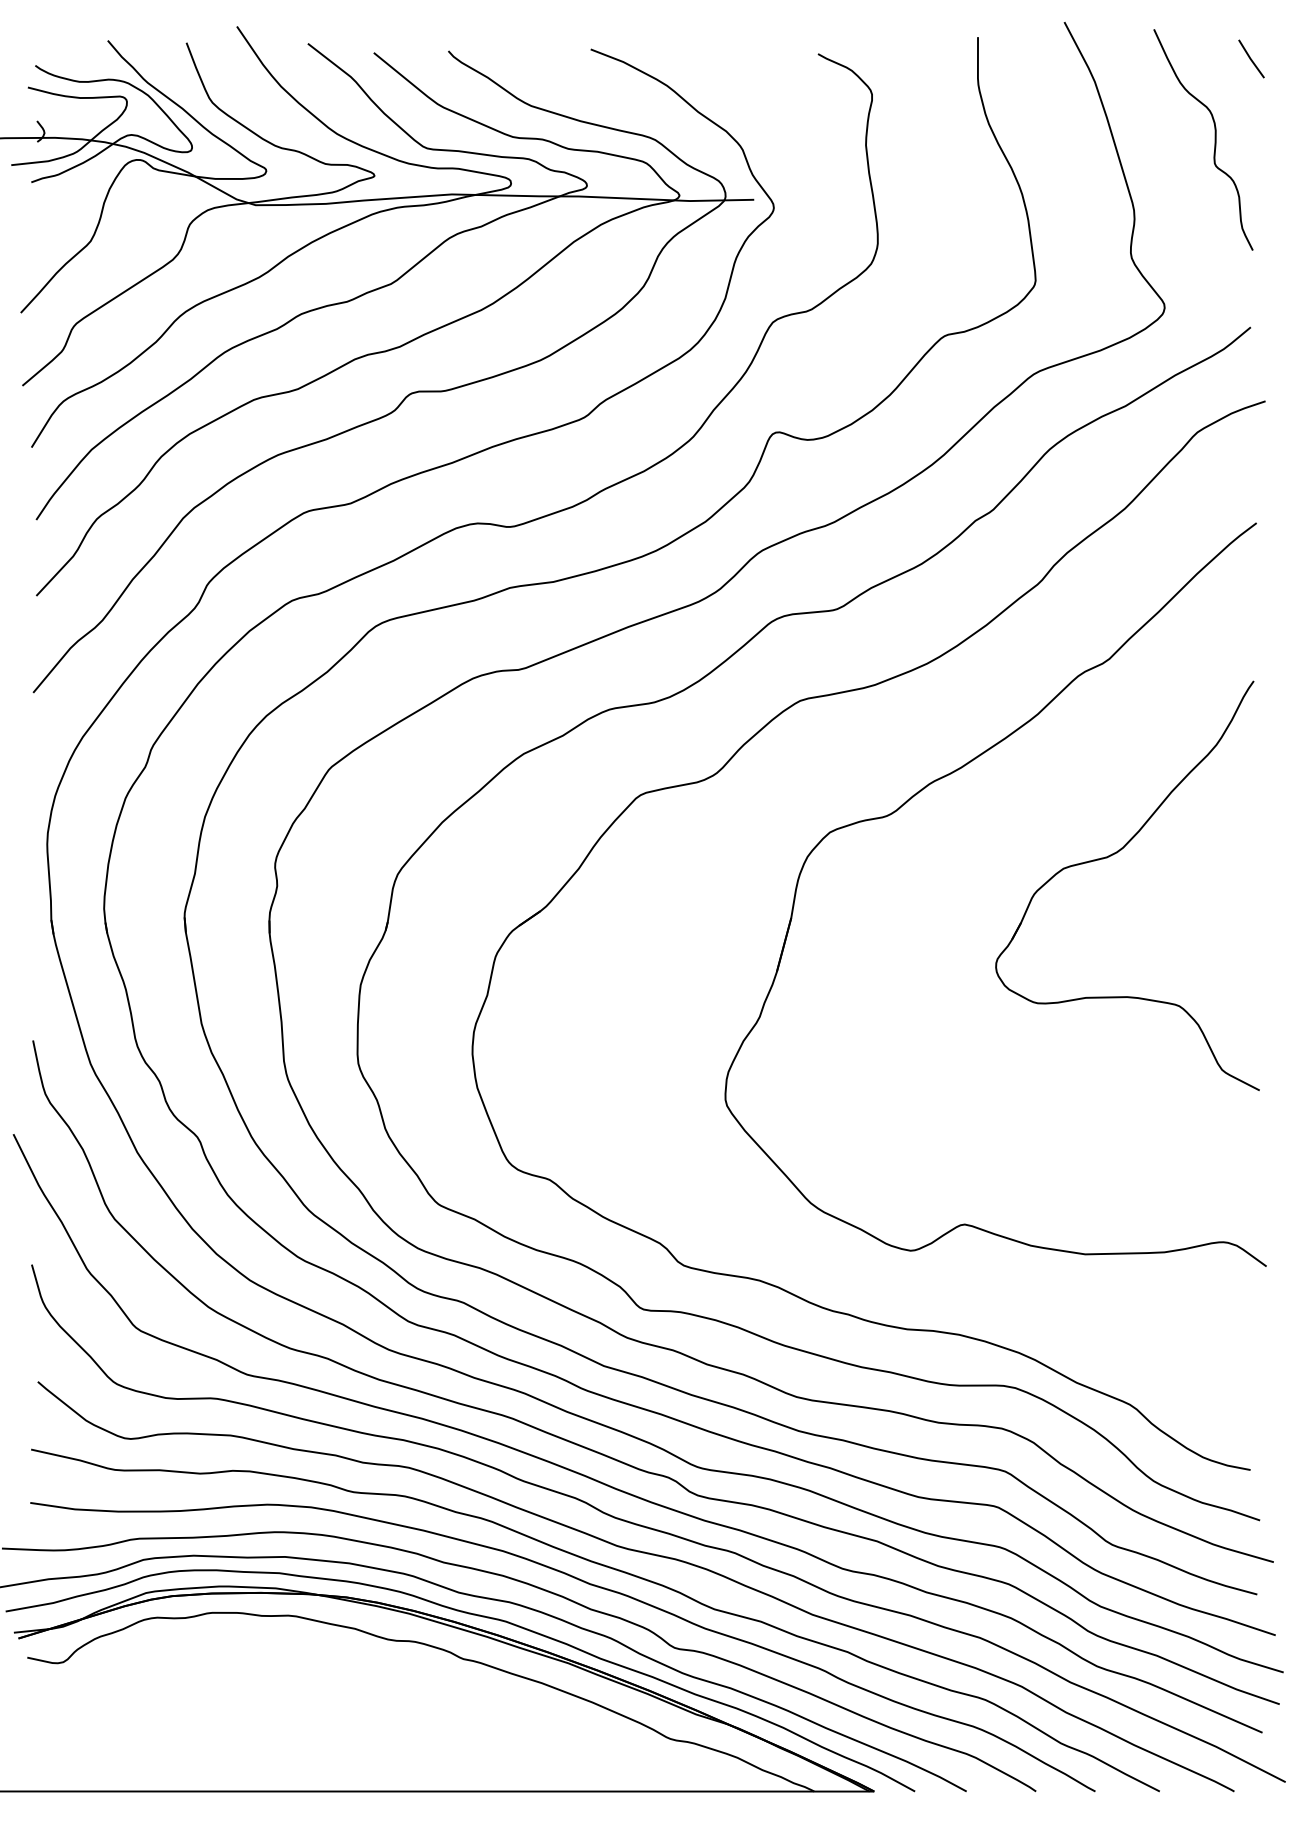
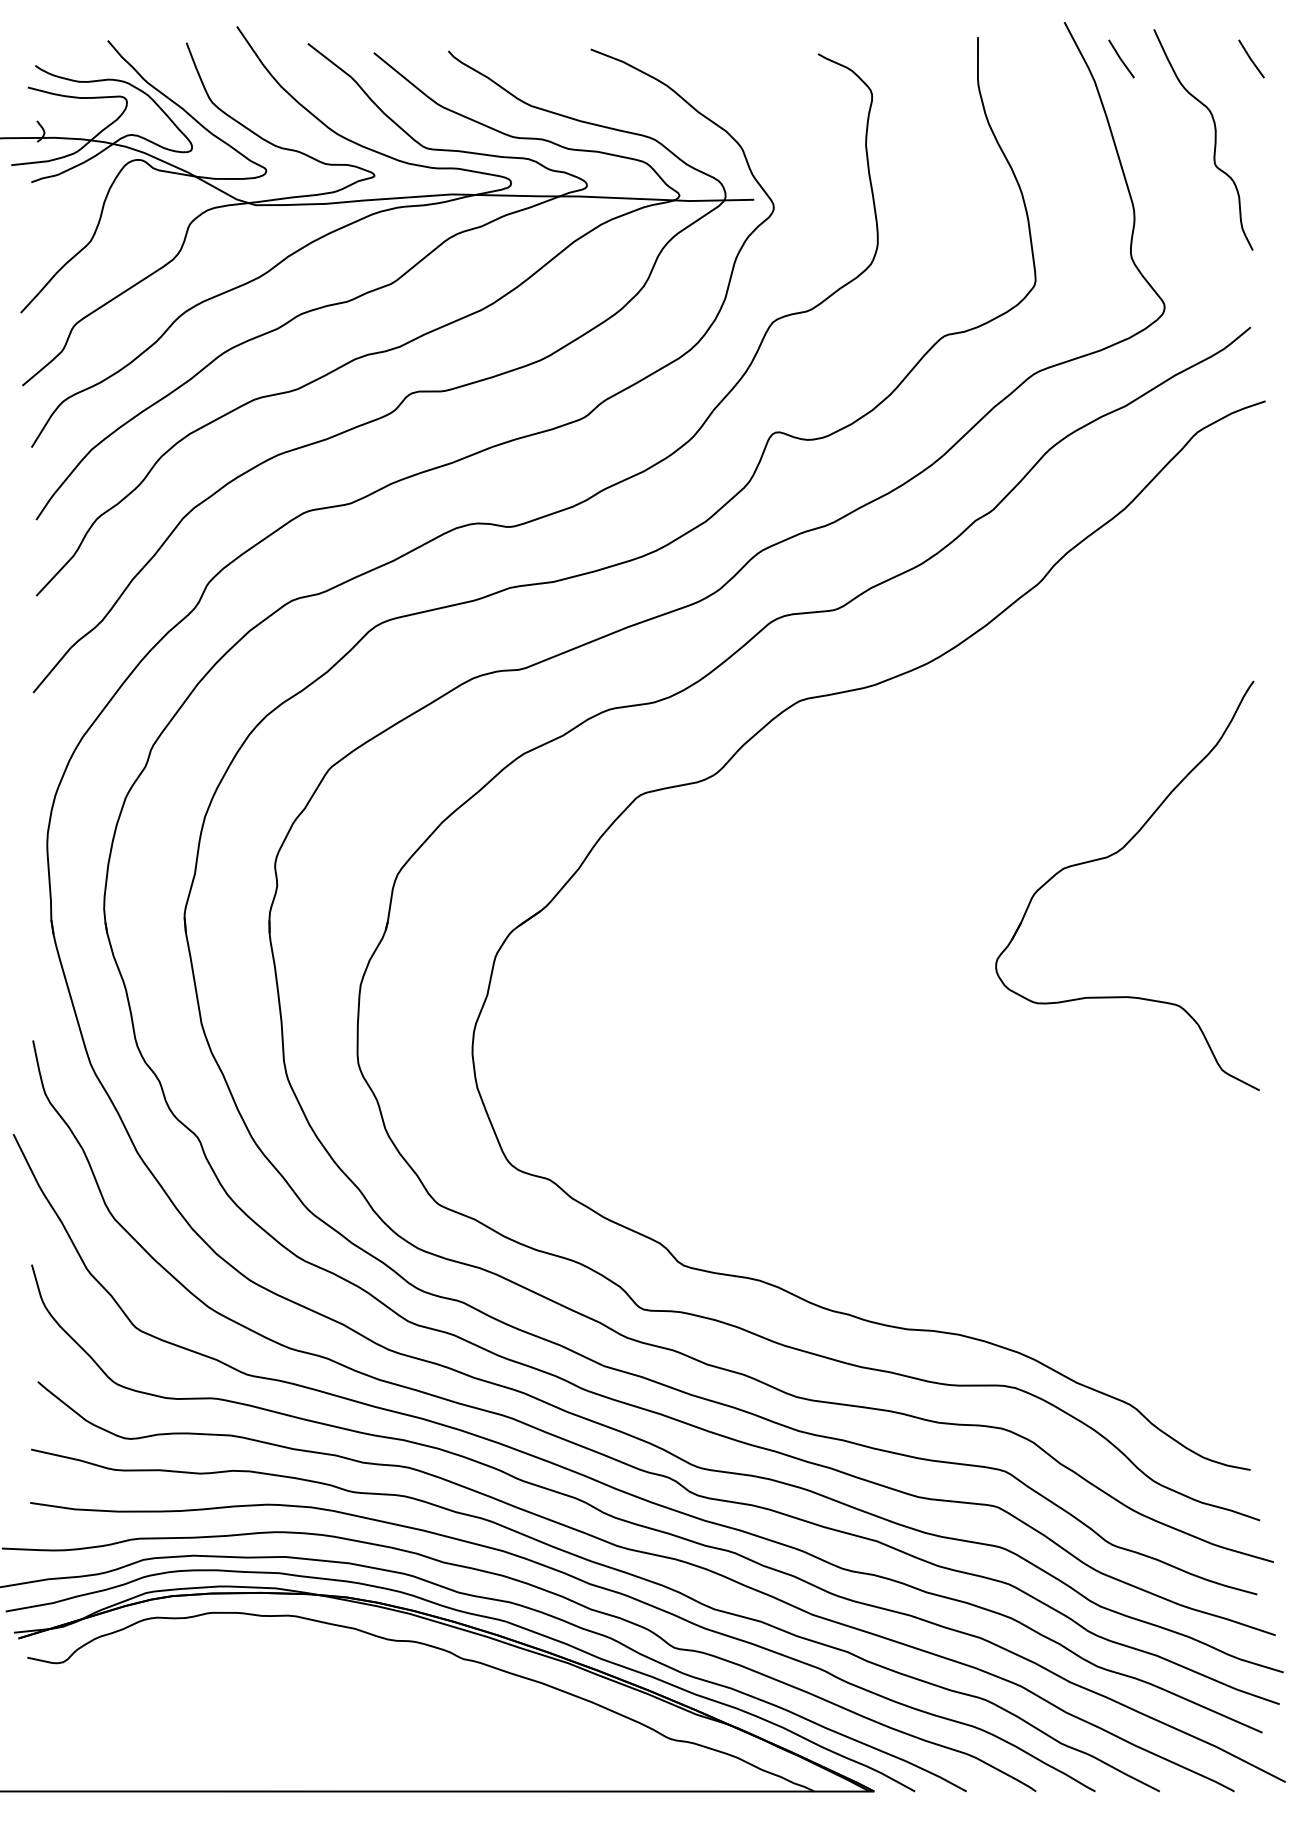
line: none -> present (1121, 58)
part: present -> none (924, 789)
